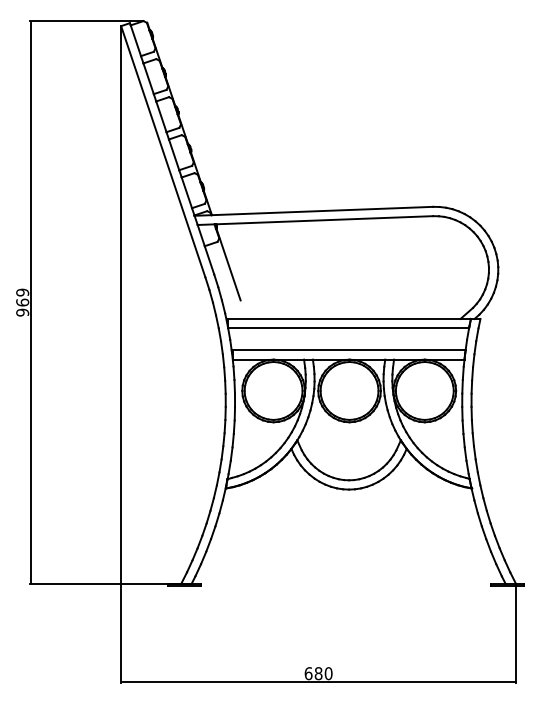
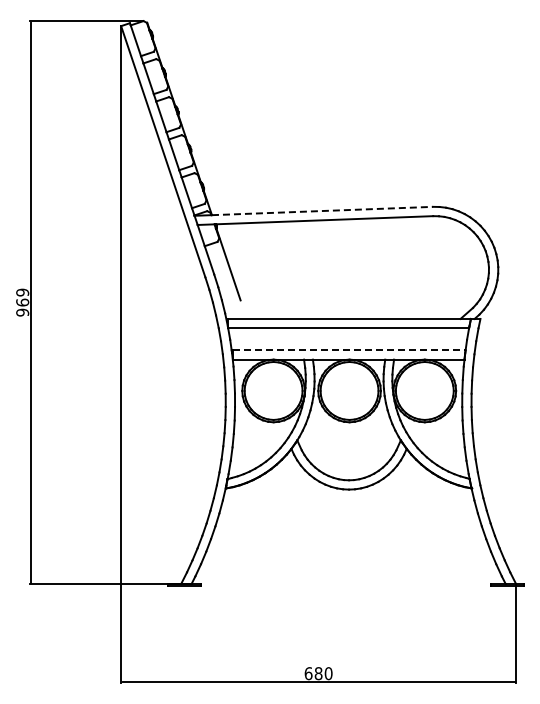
line: solid -> dashed (322, 211)
line: solid -> dashed (349, 350)
